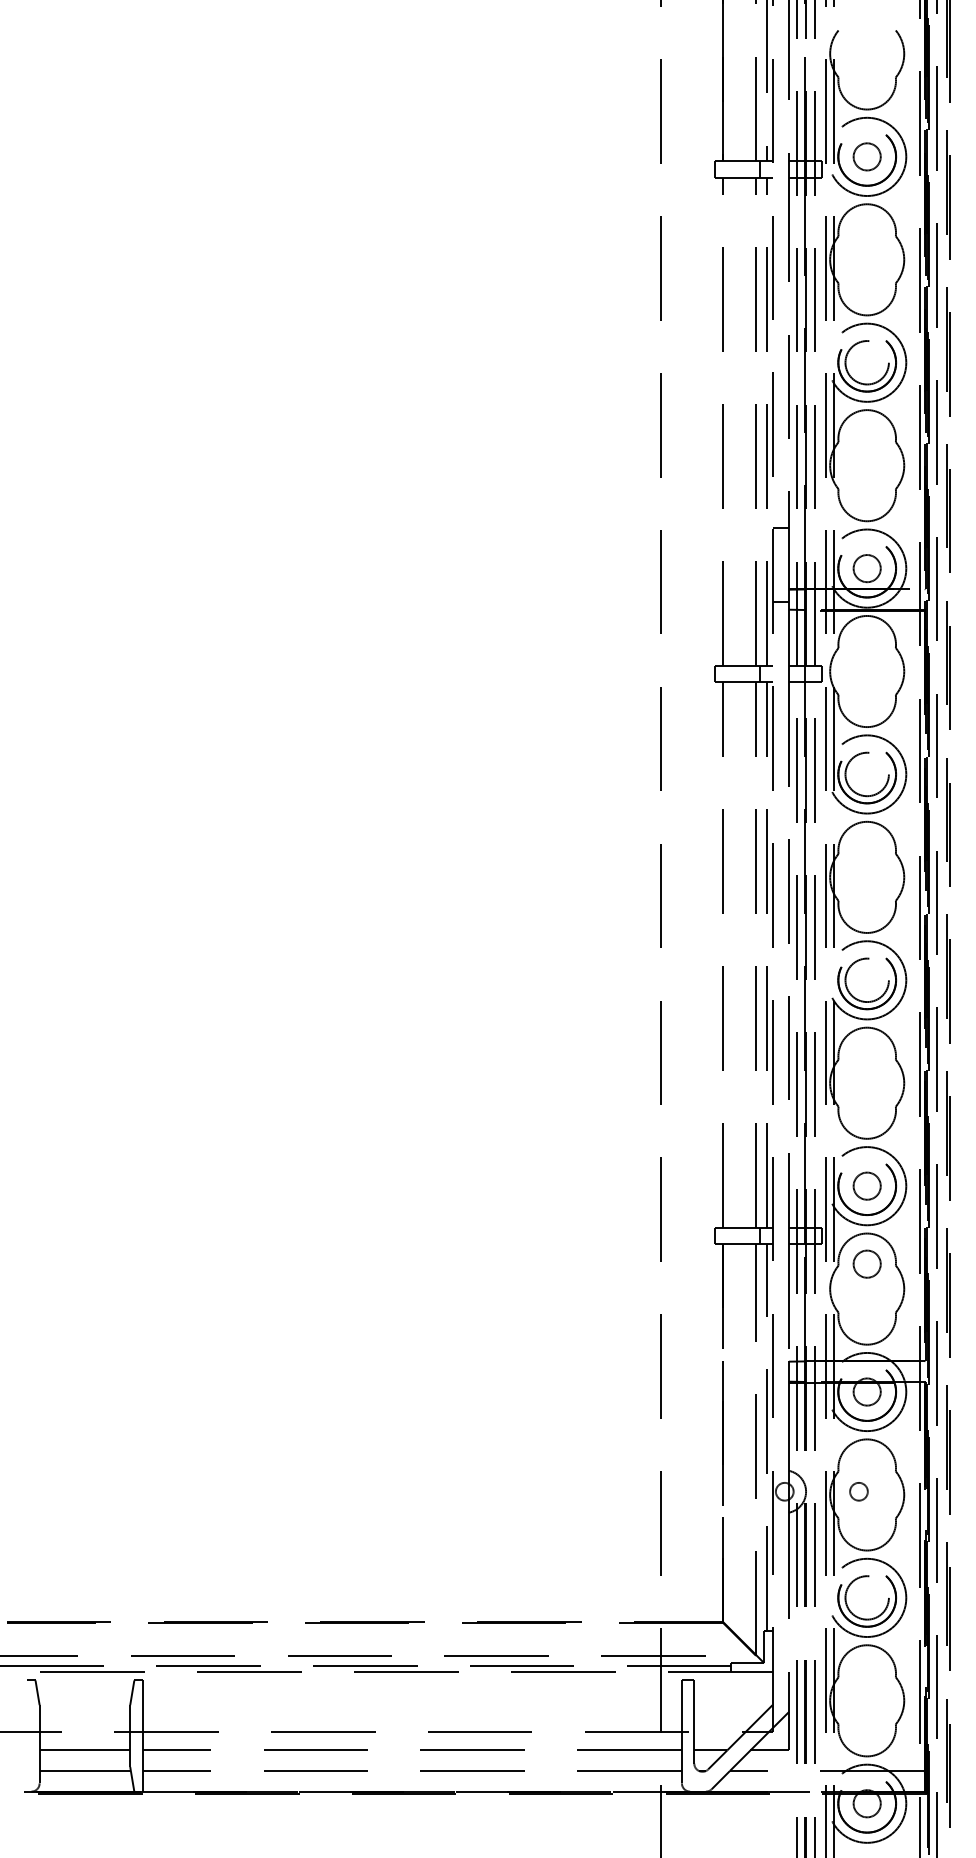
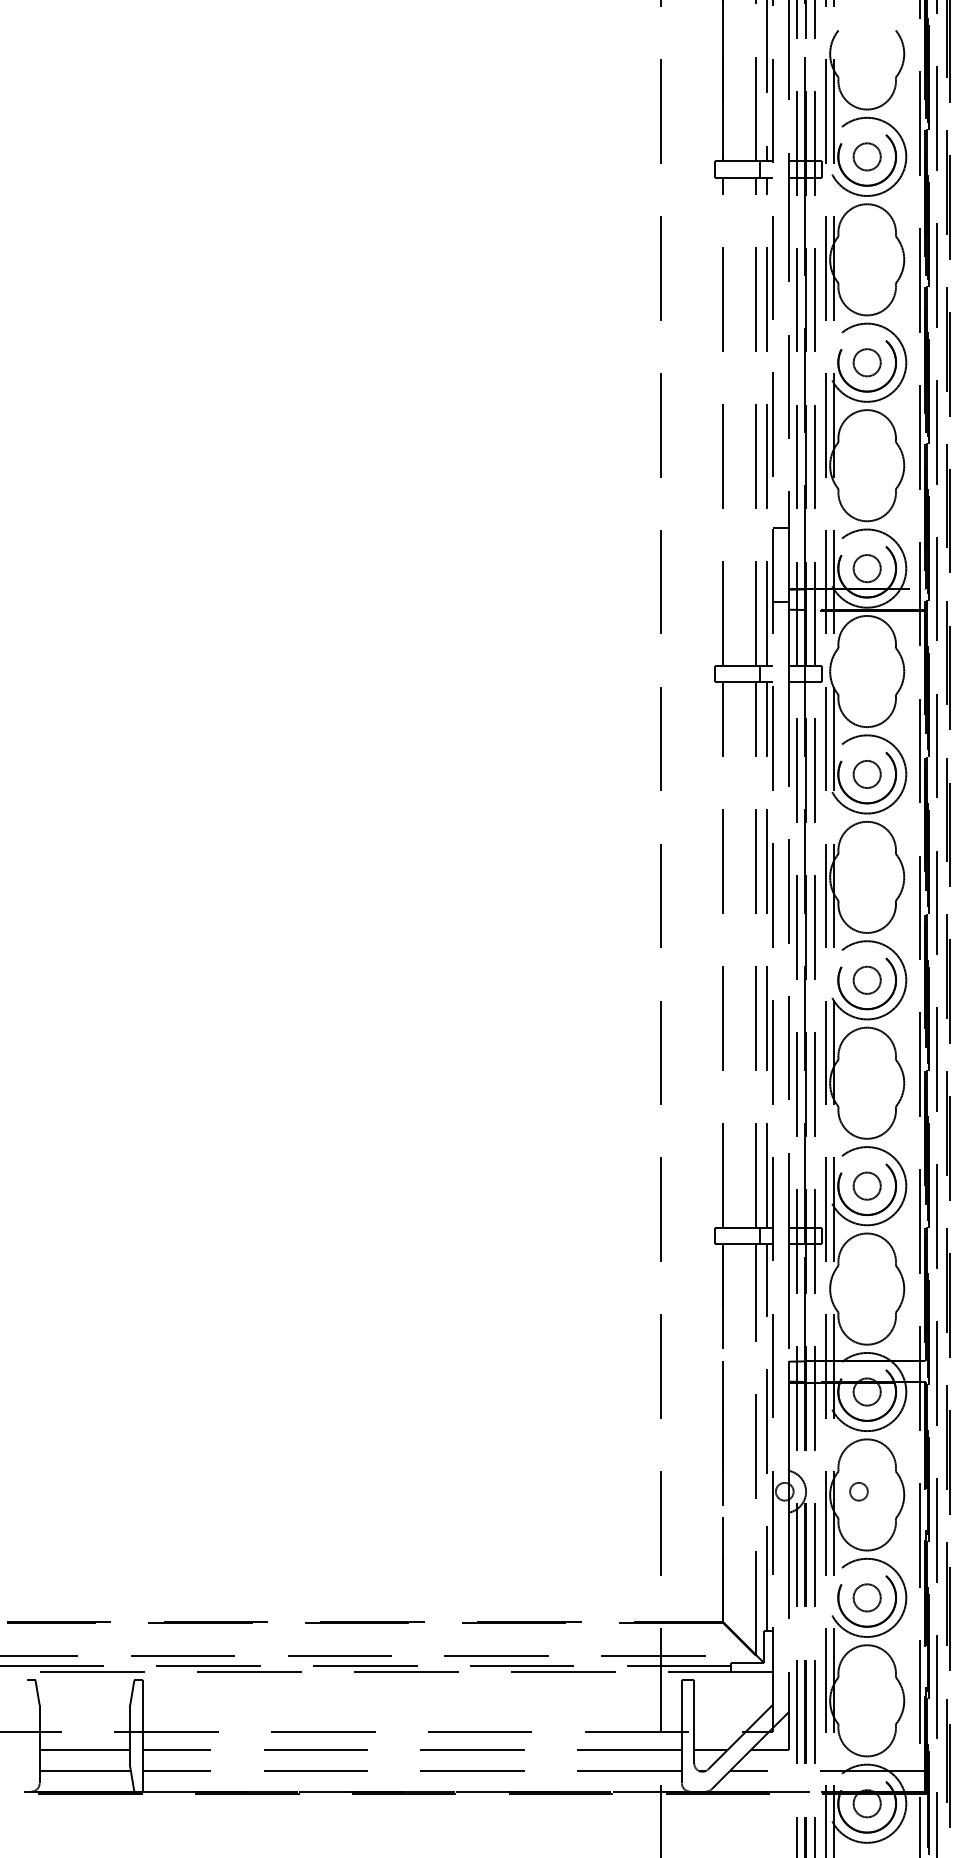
circle diameter: 43 px -> 27 px (866, 362)
circle diameter: 43 px -> 27 px (866, 774)
circle diameter: 43 px -> 27 px (866, 979)
circle: present -> none (866, 1263)
circle diameter: 43 px -> 27 px (866, 1597)
